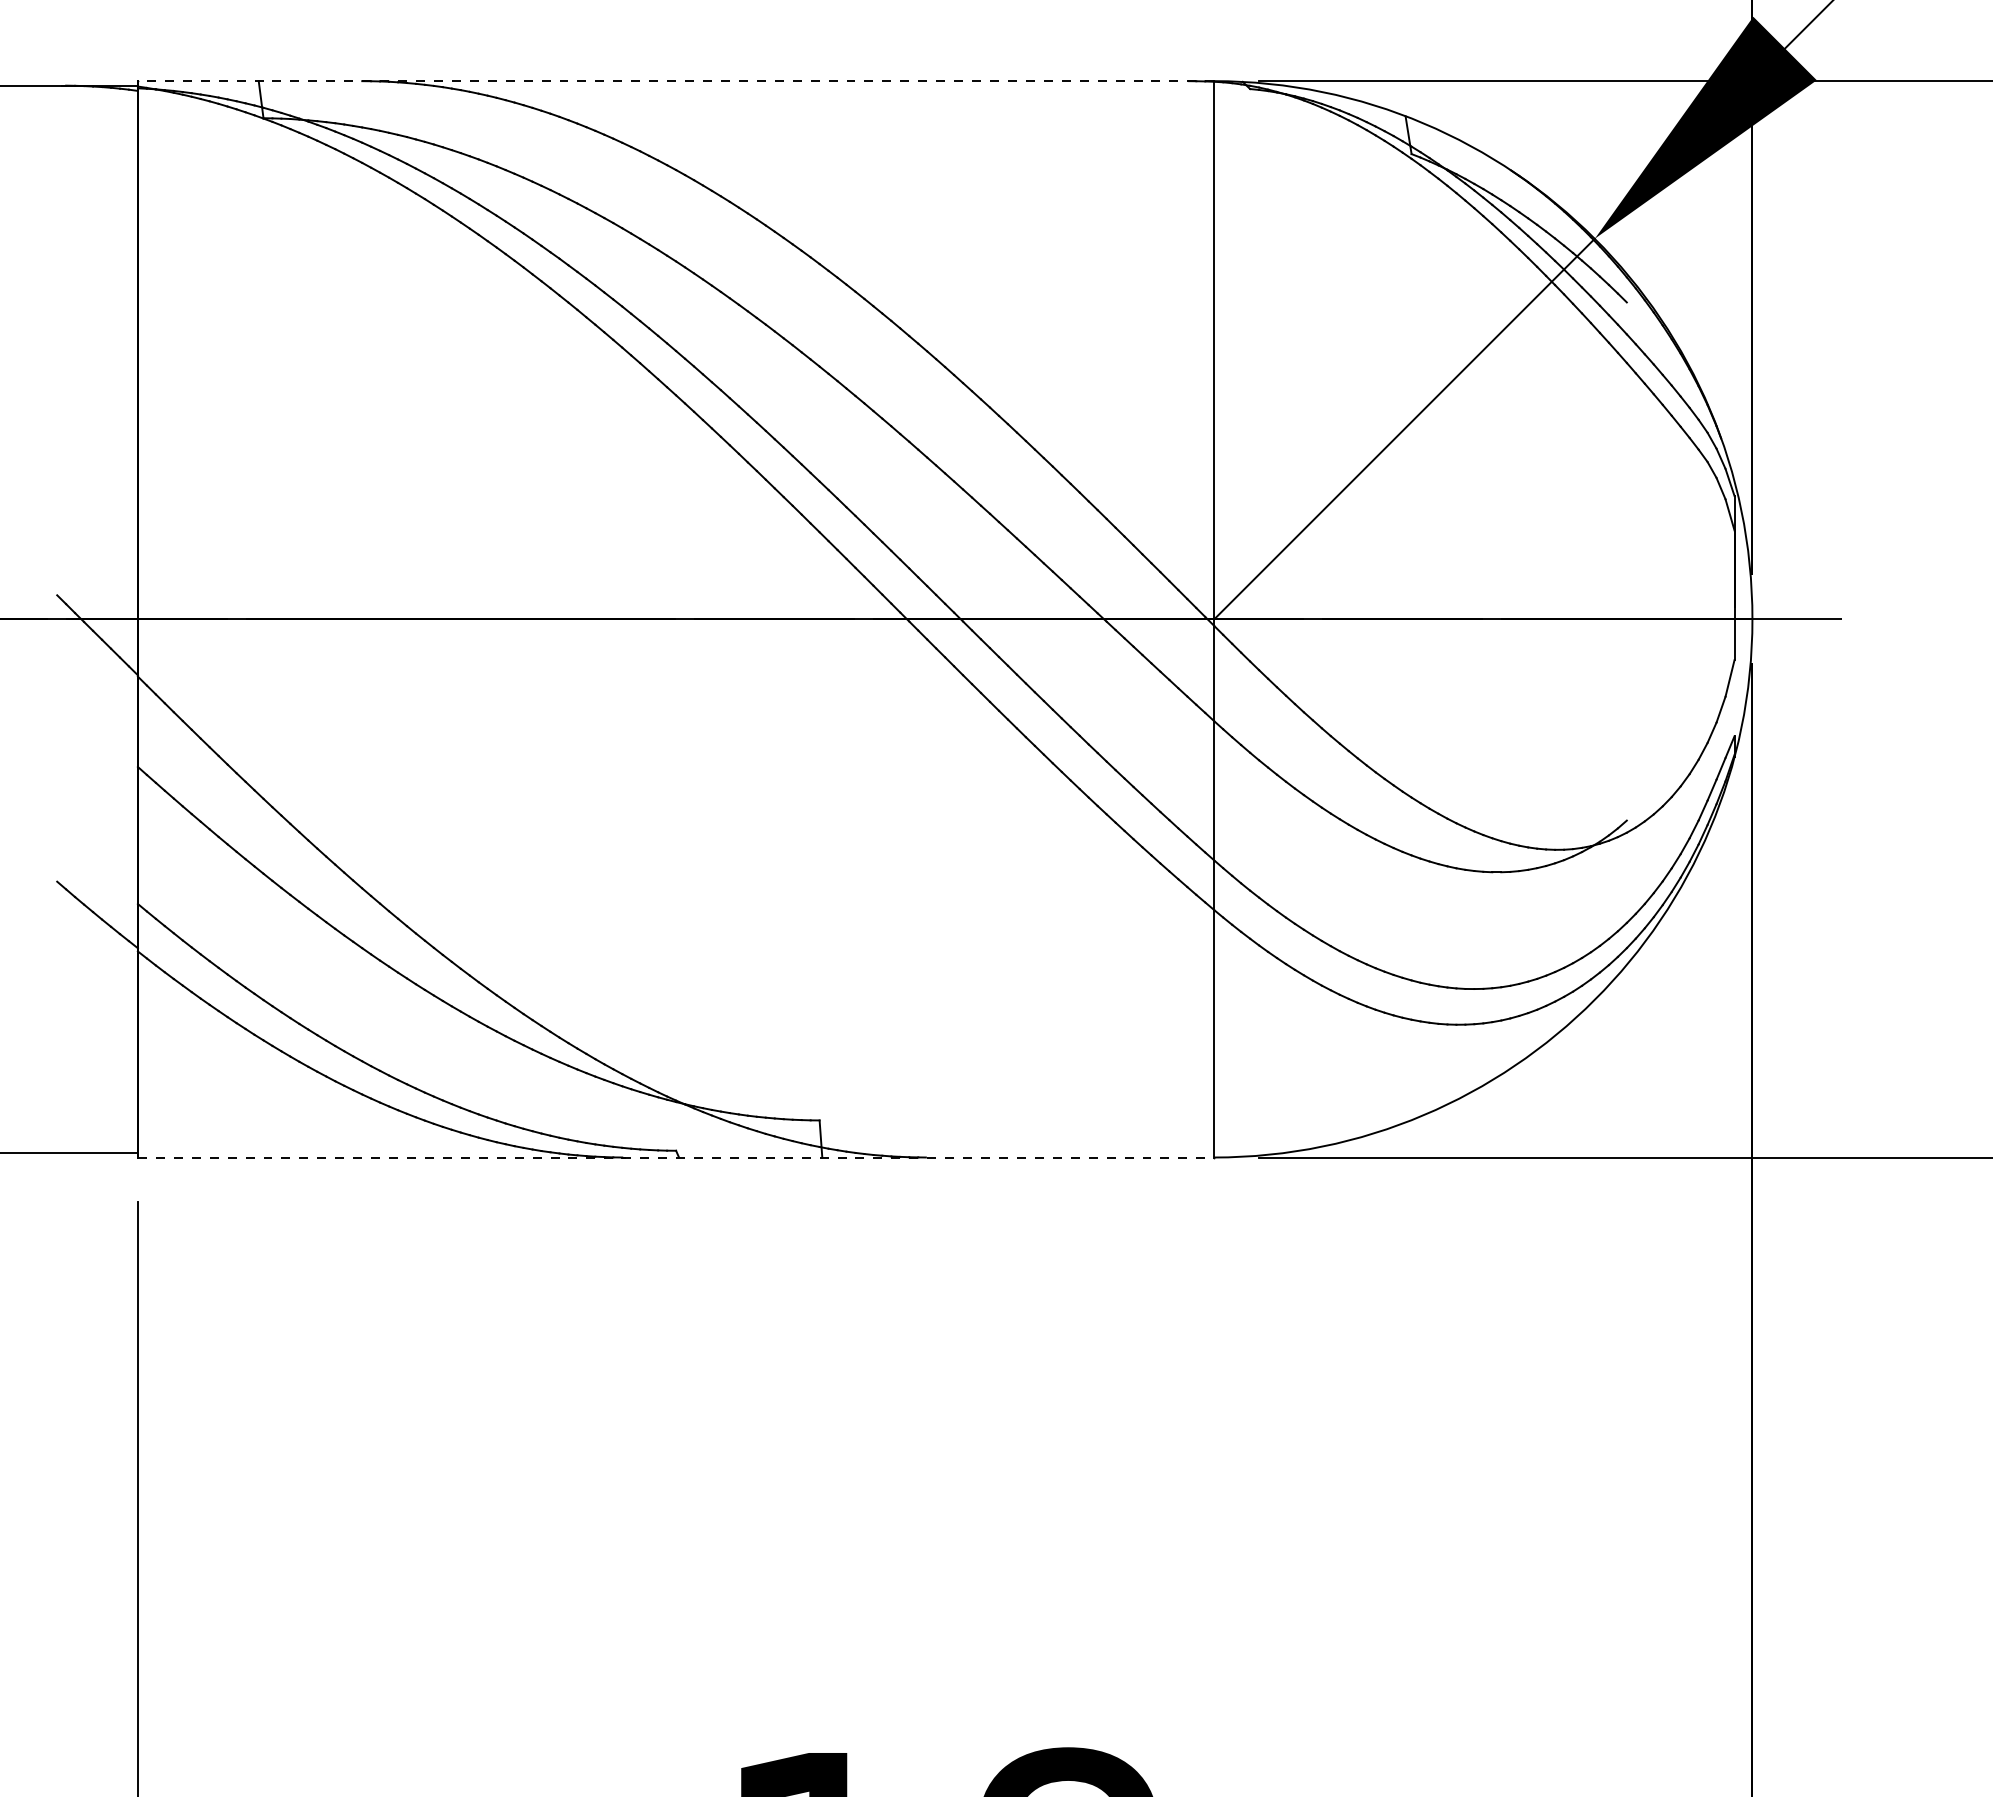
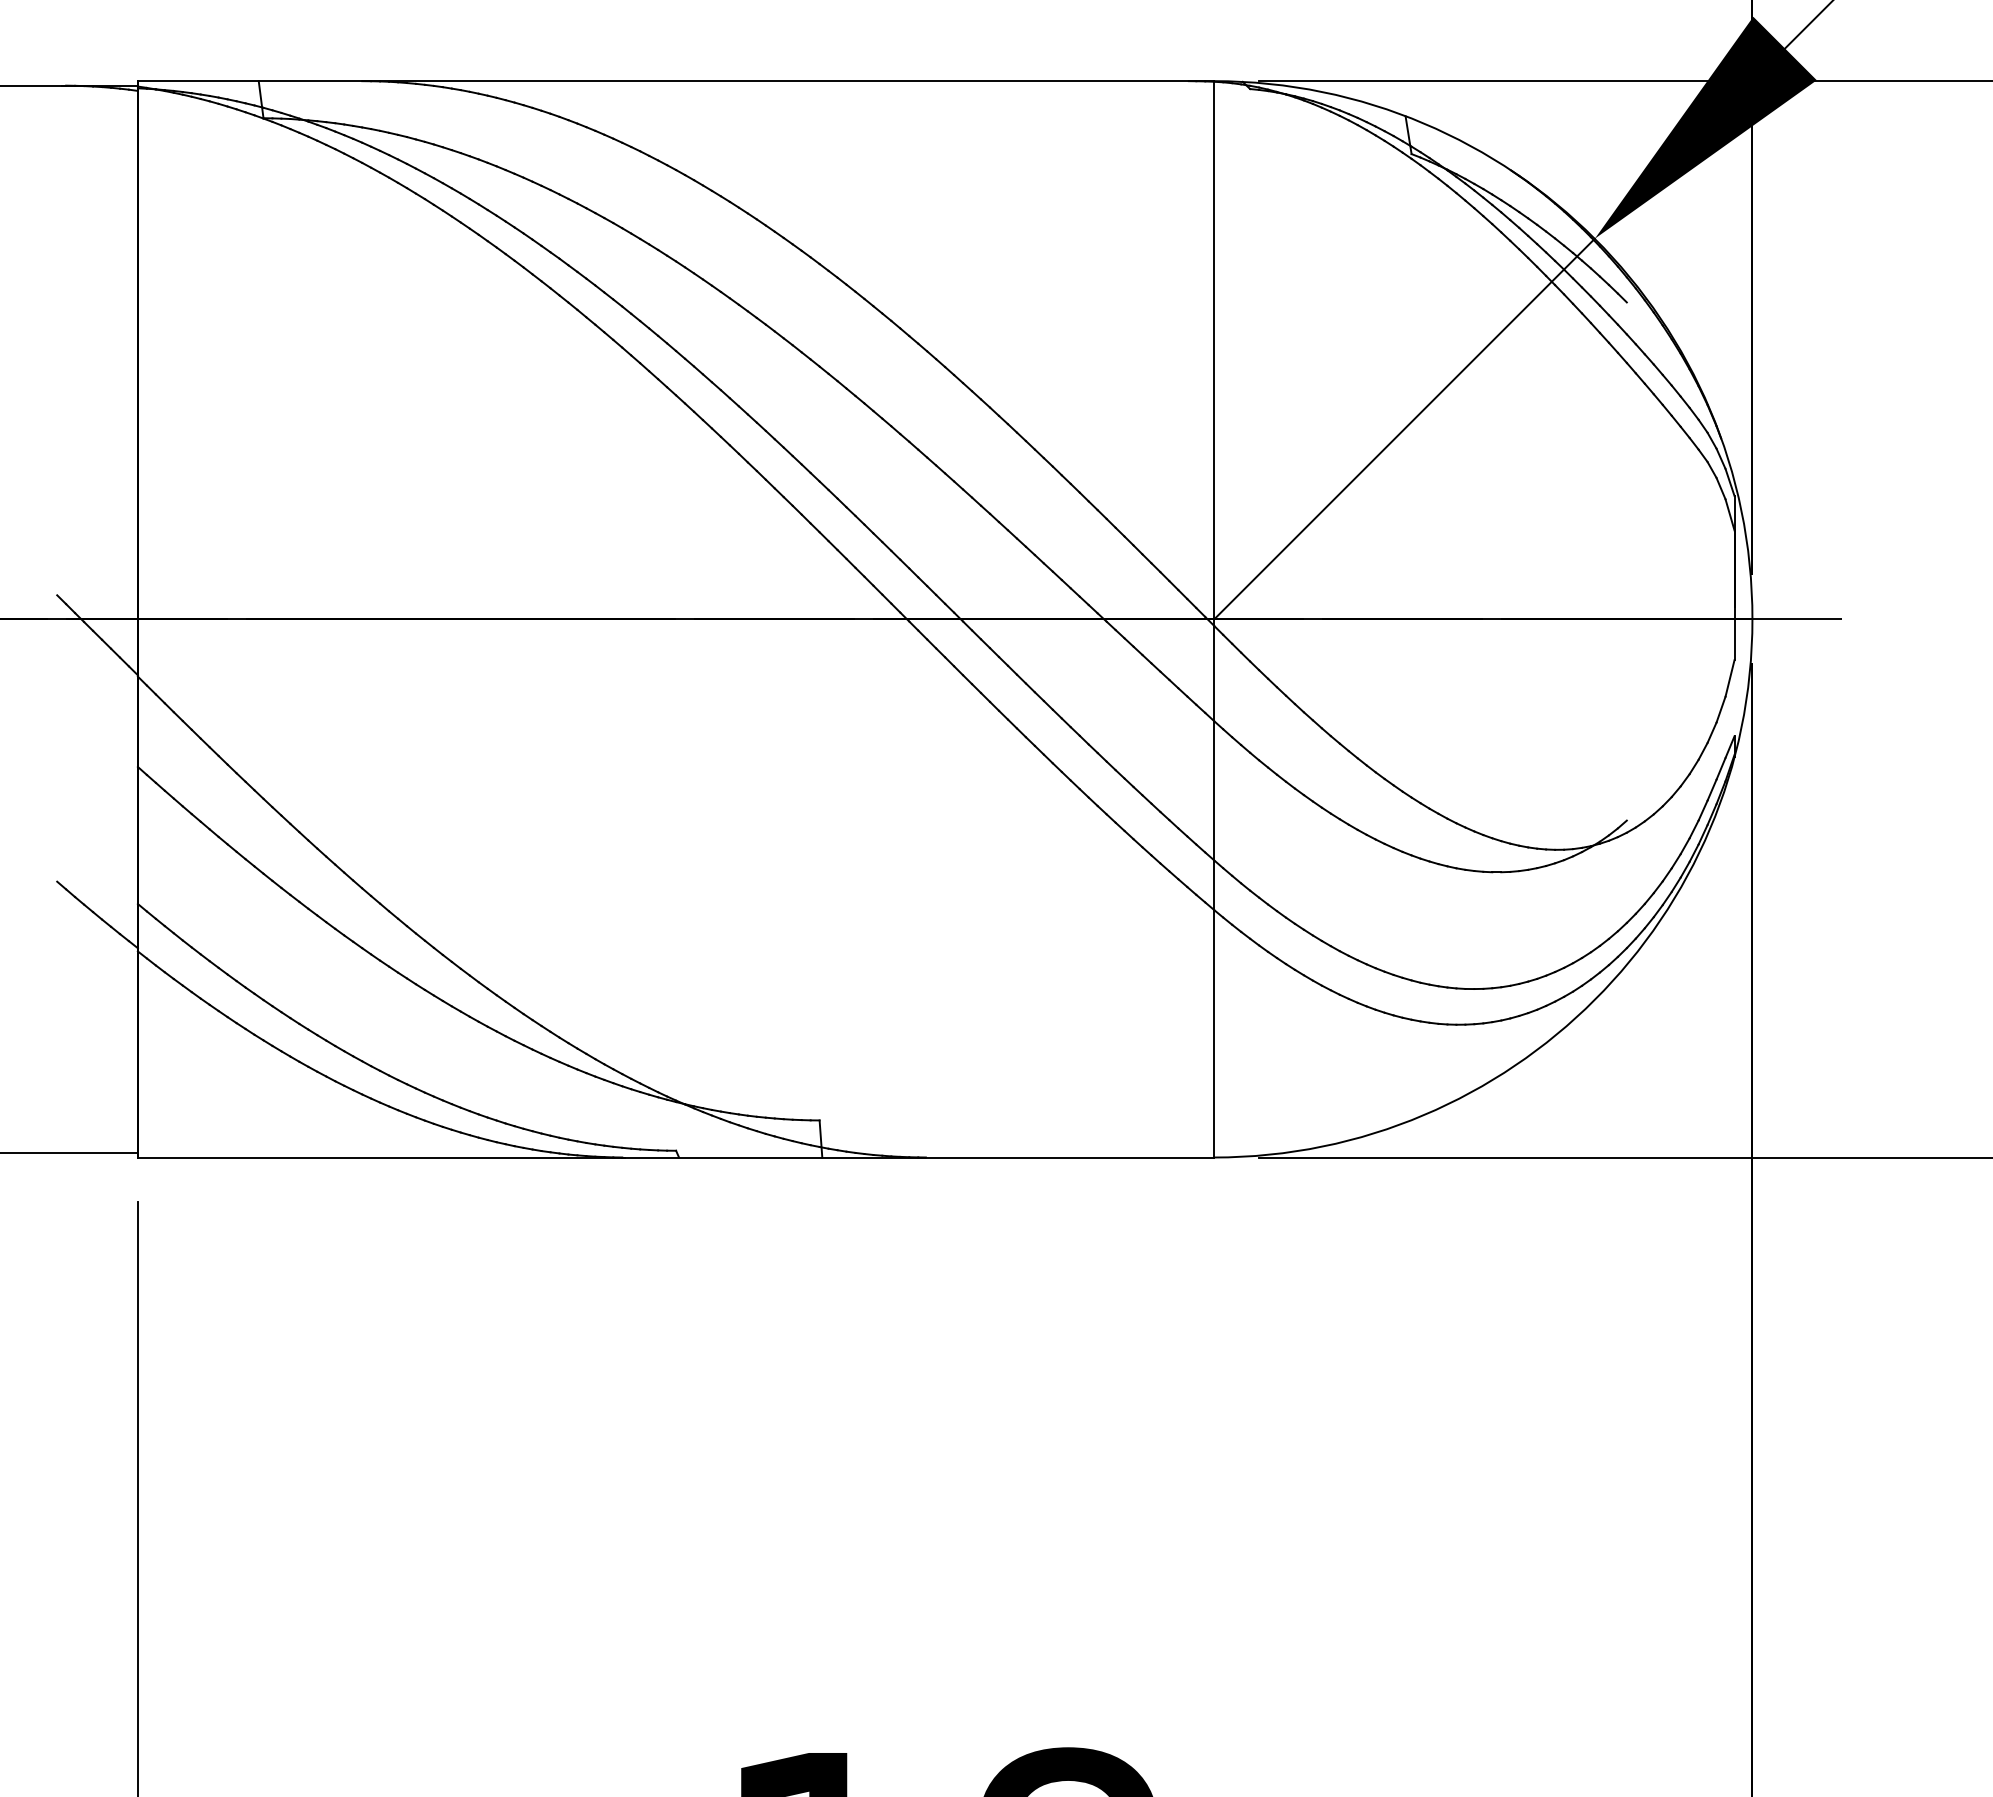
line: dashed -> solid (675, 81)
line: dashed -> solid (676, 1157)
